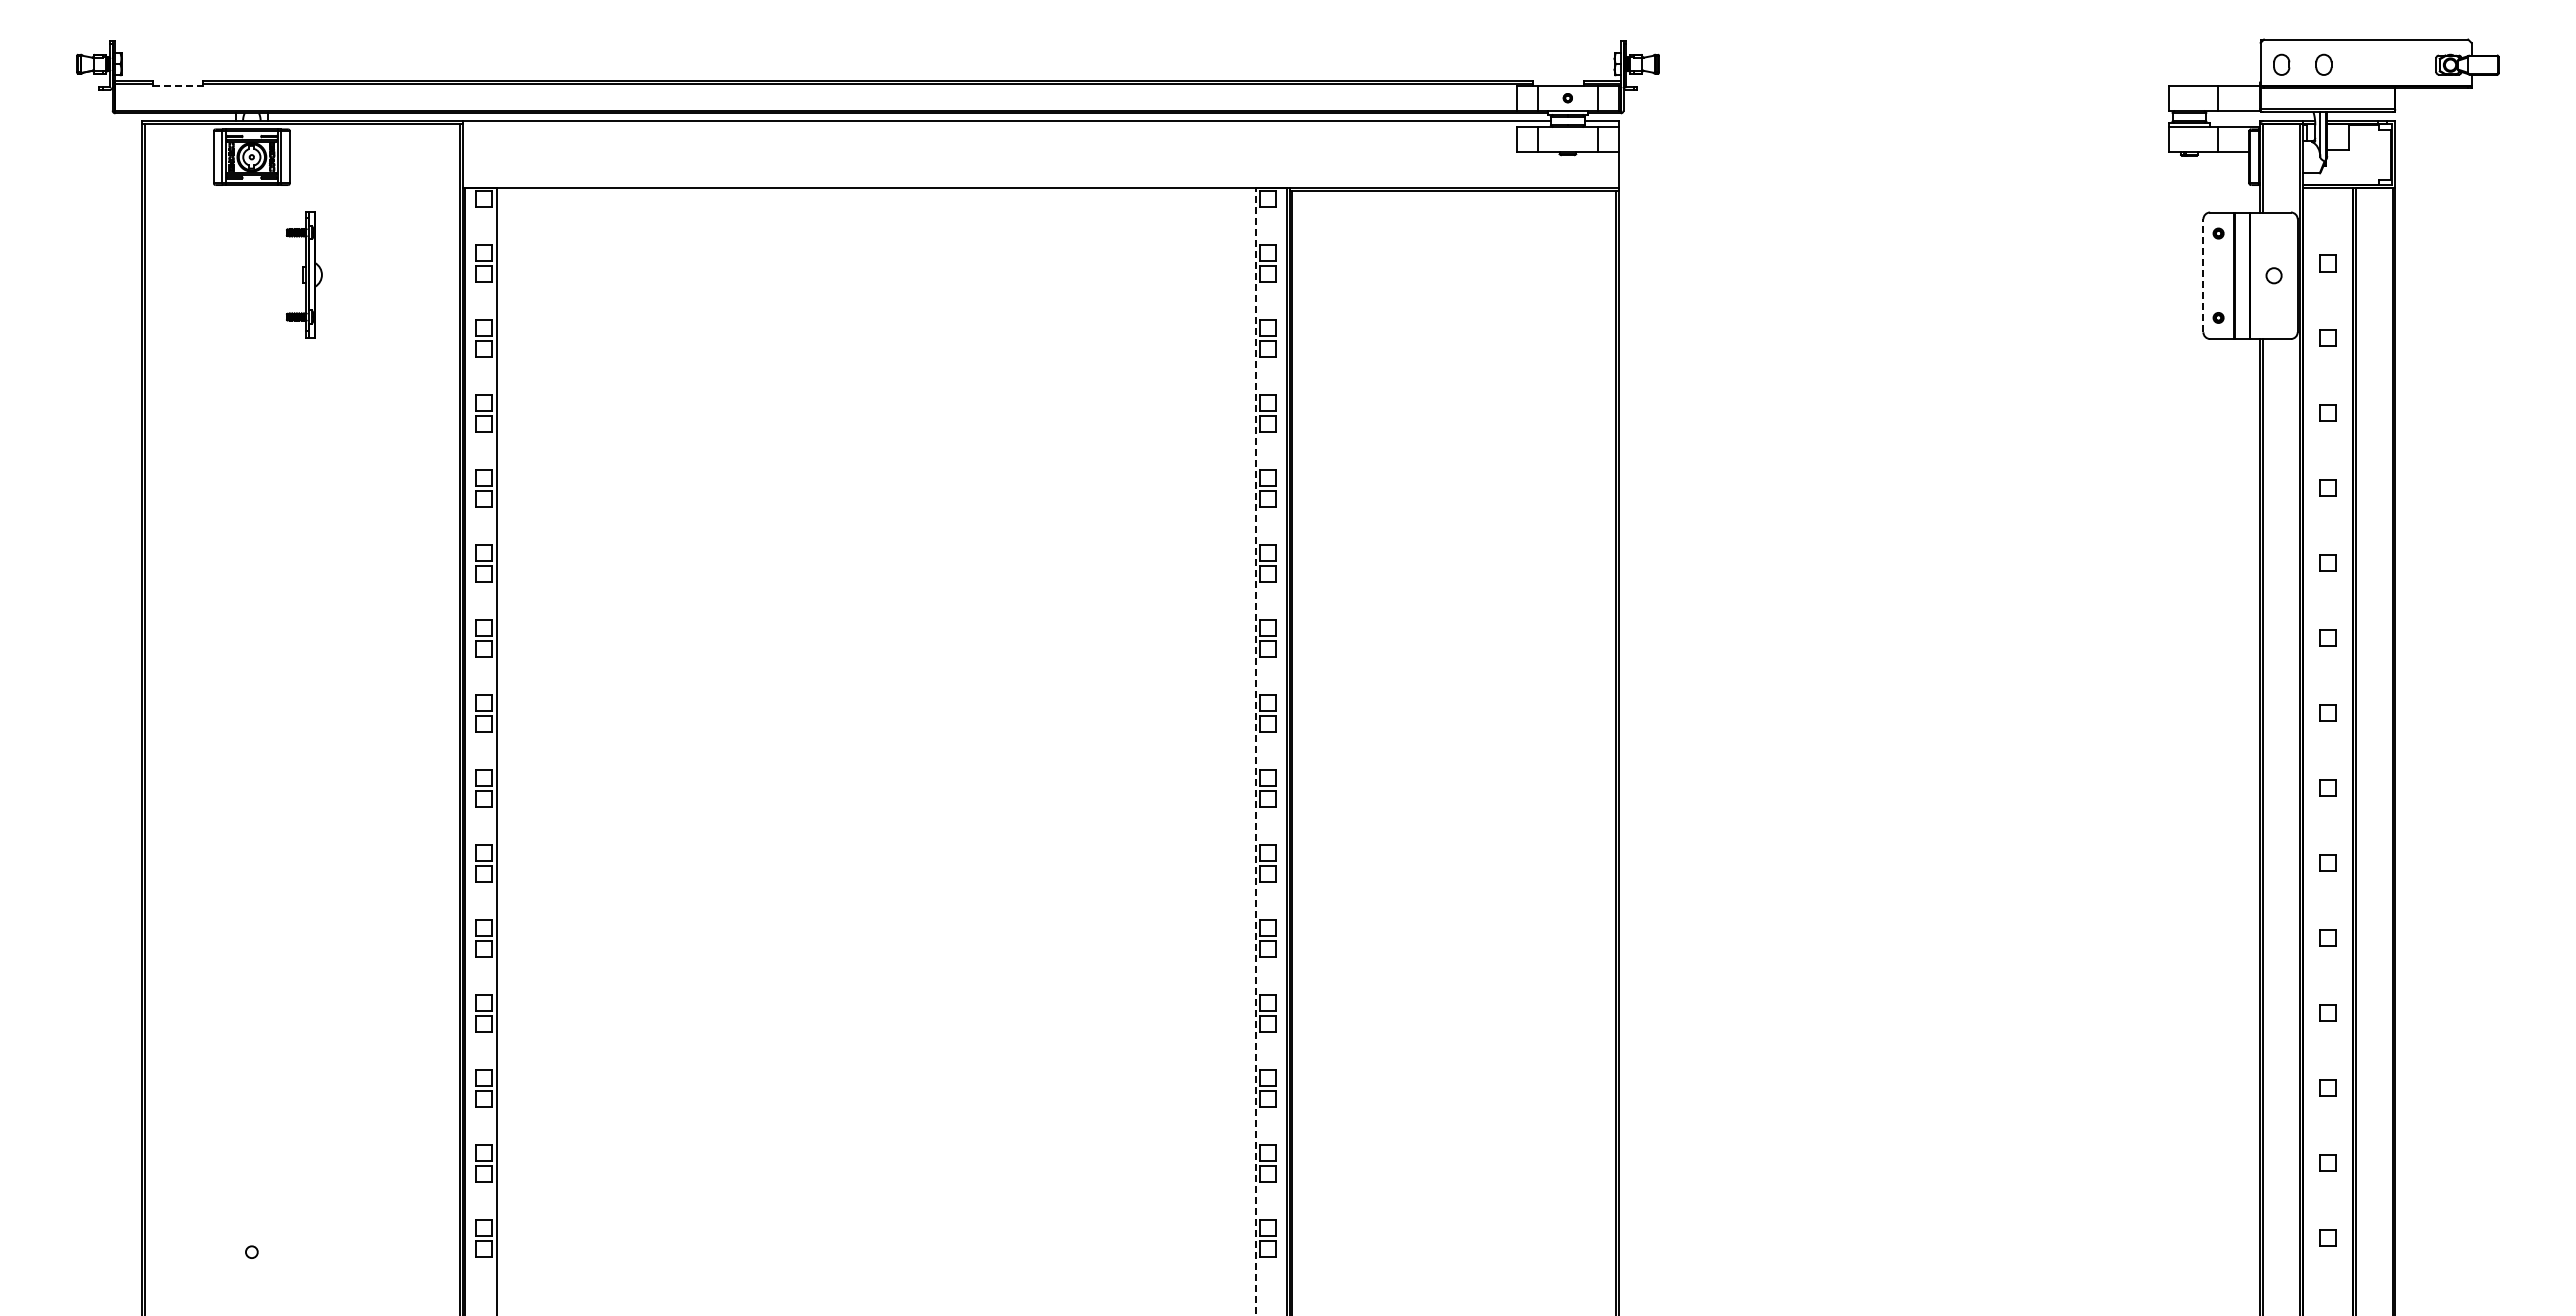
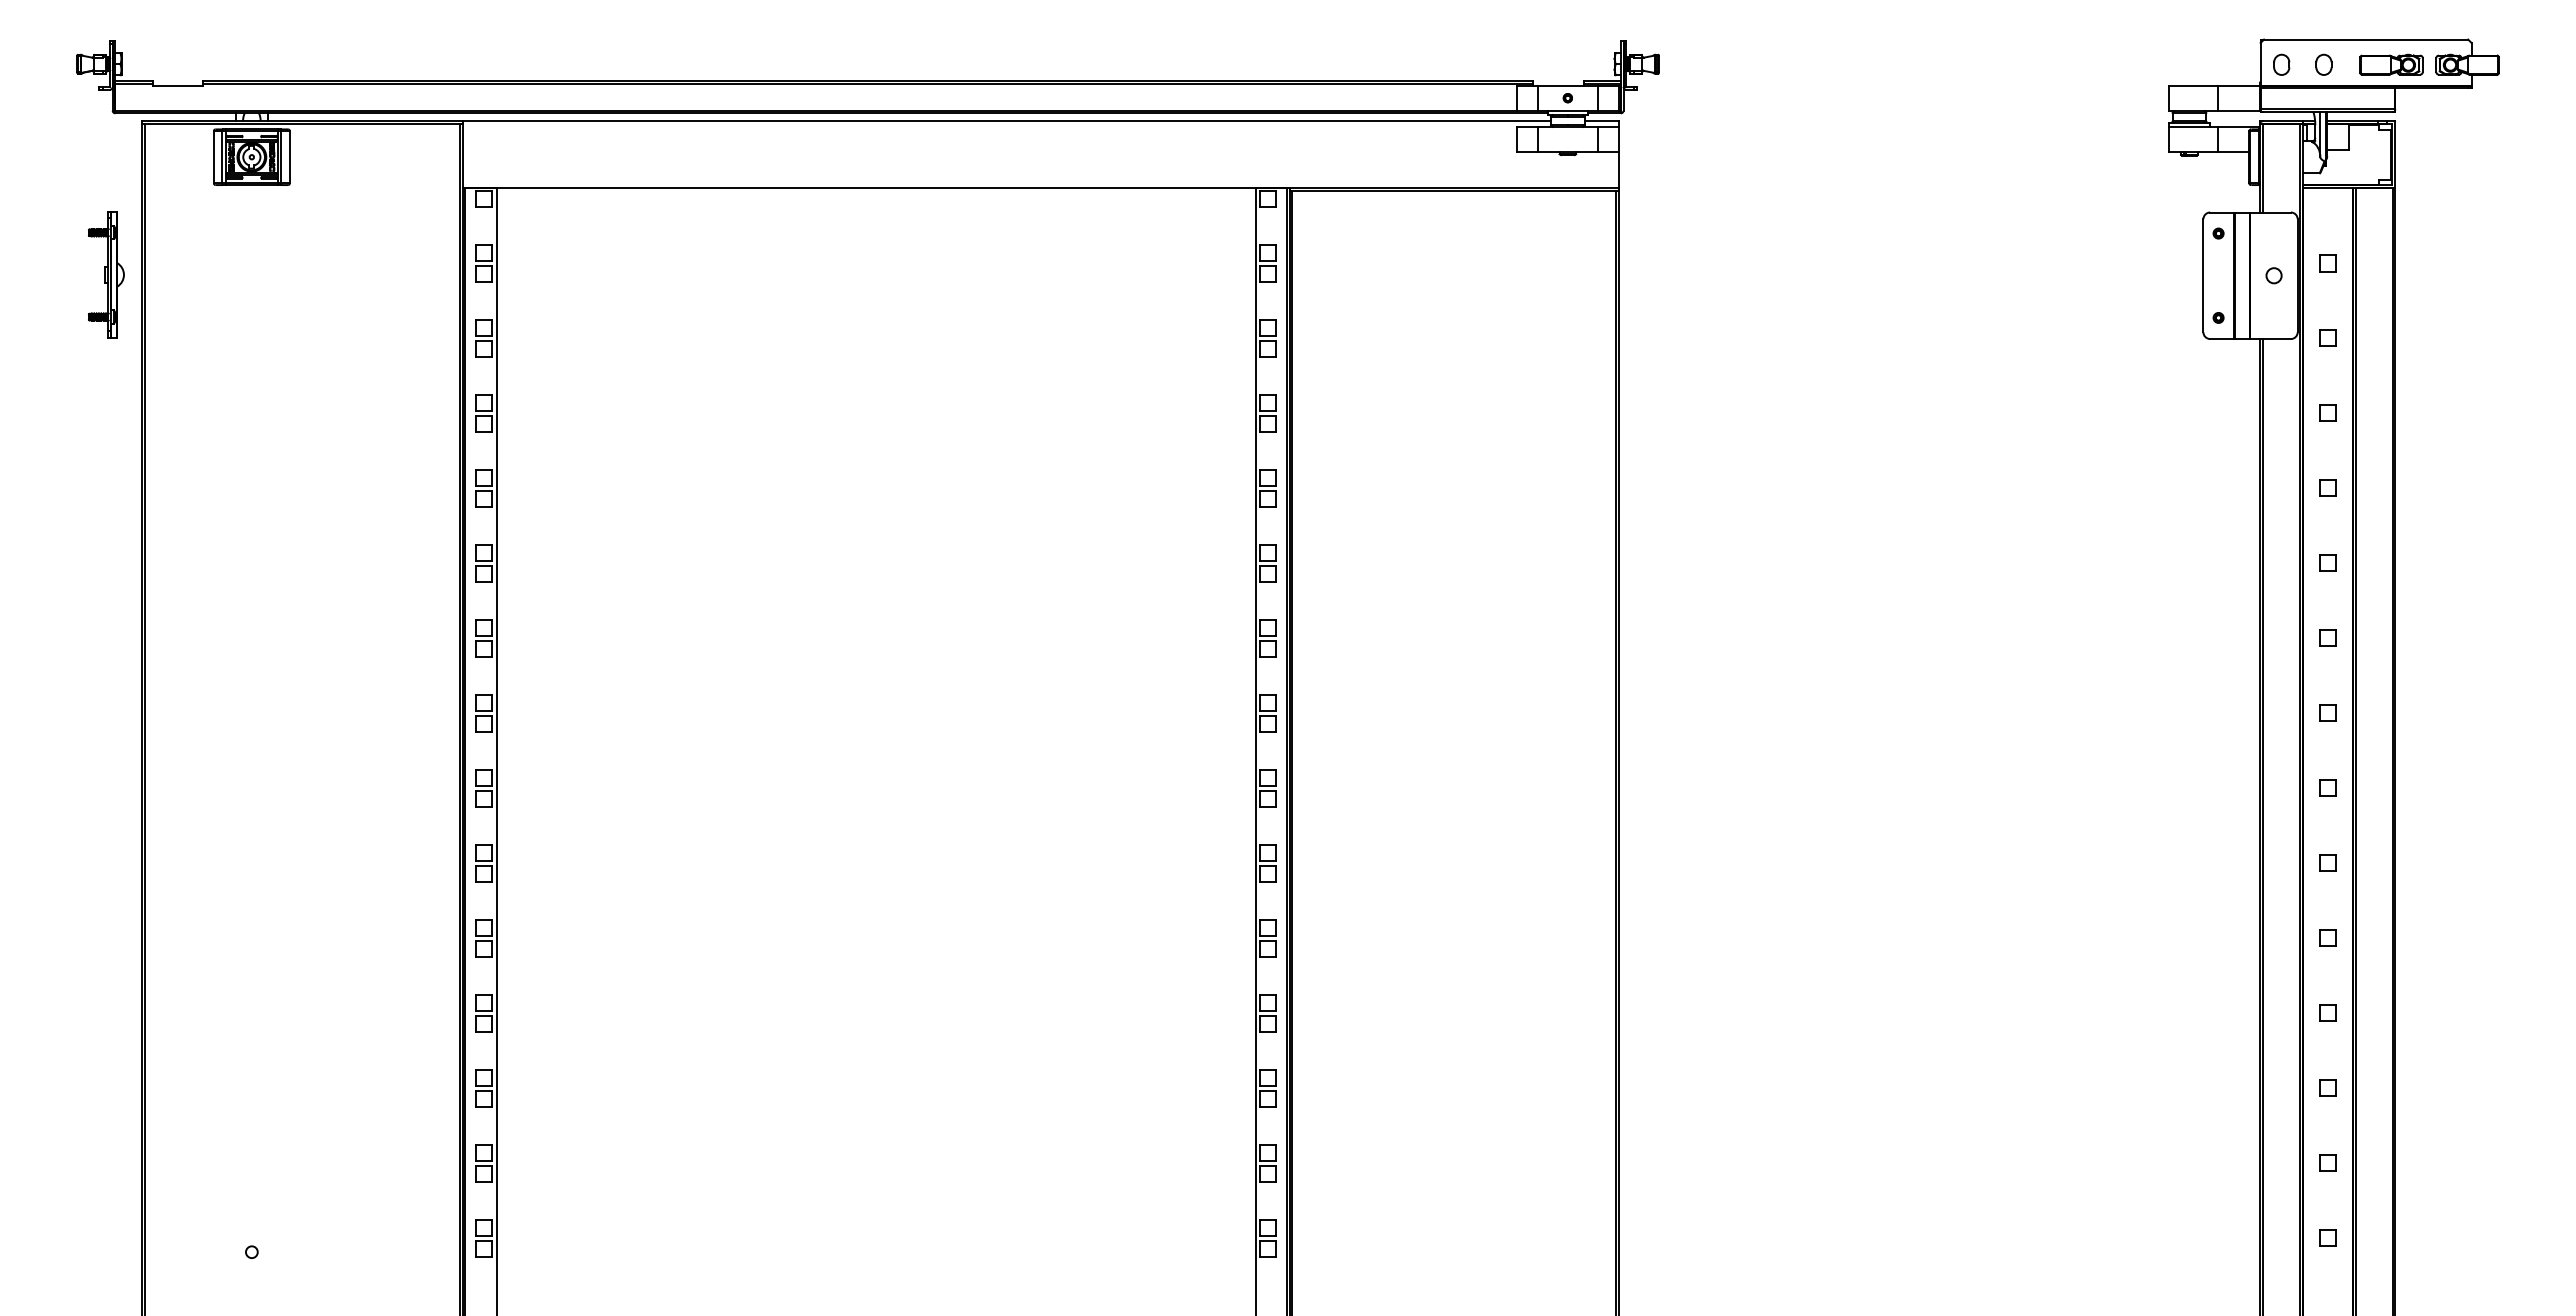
part: none -> present (2391, 64)
line: dashed -> solid (178, 86)
part position: (304, 274) -> (106, 274) (106, 274)
line: dashed -> solid (2203, 275)
line: dashed -> solid (1255, 751)
